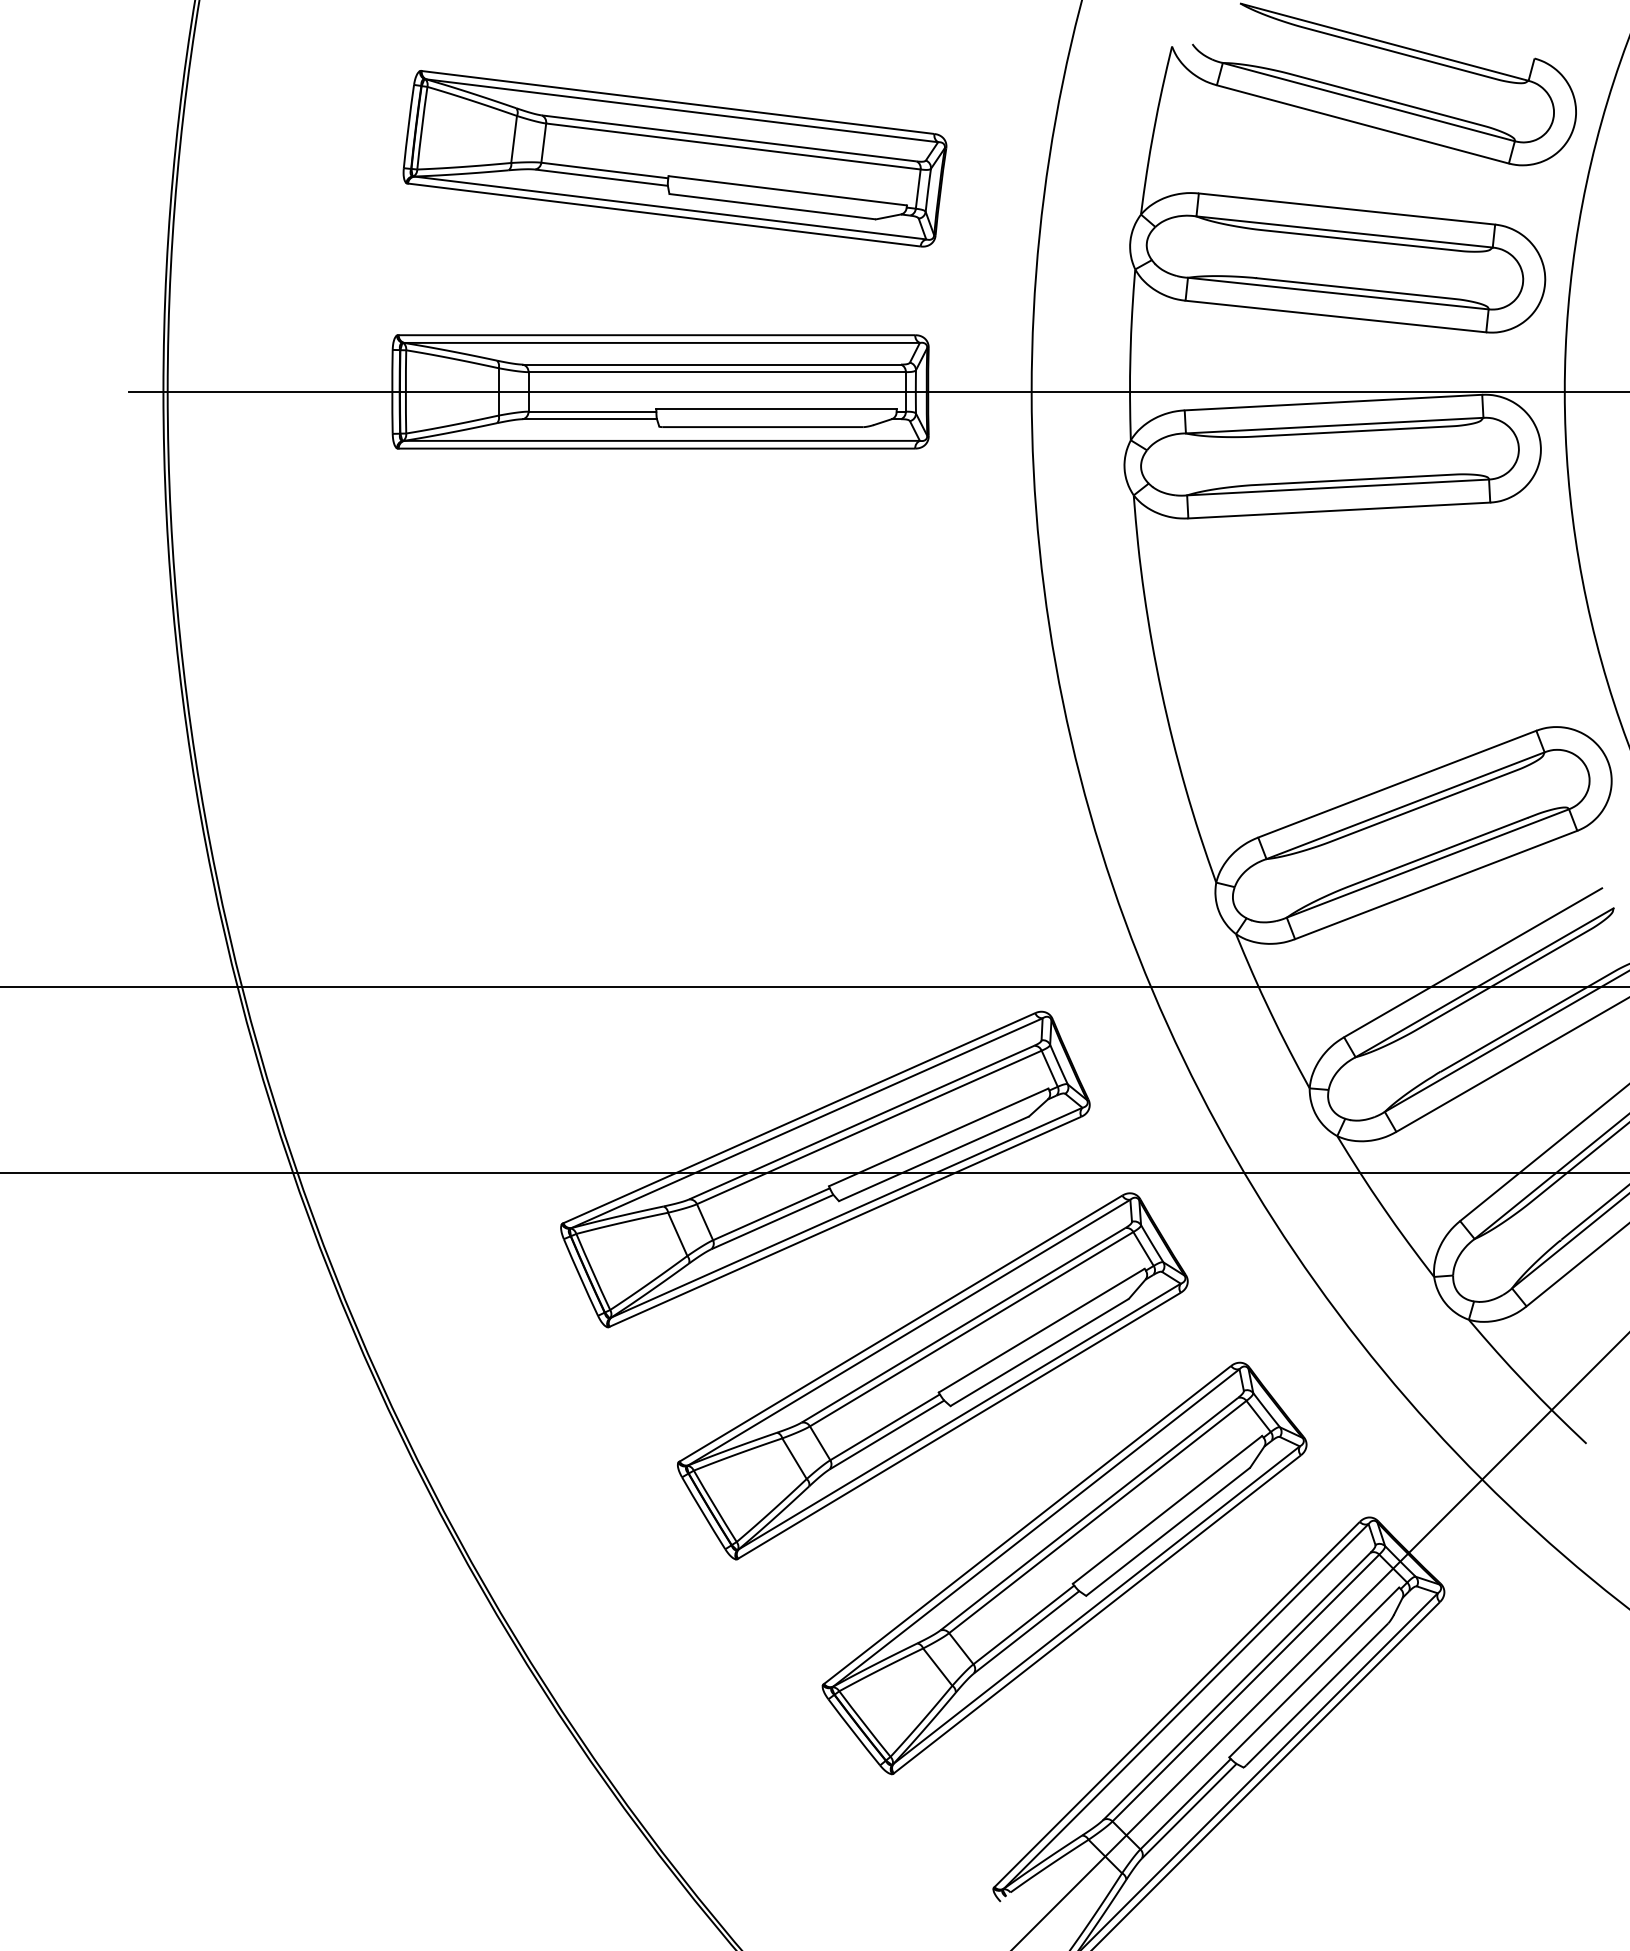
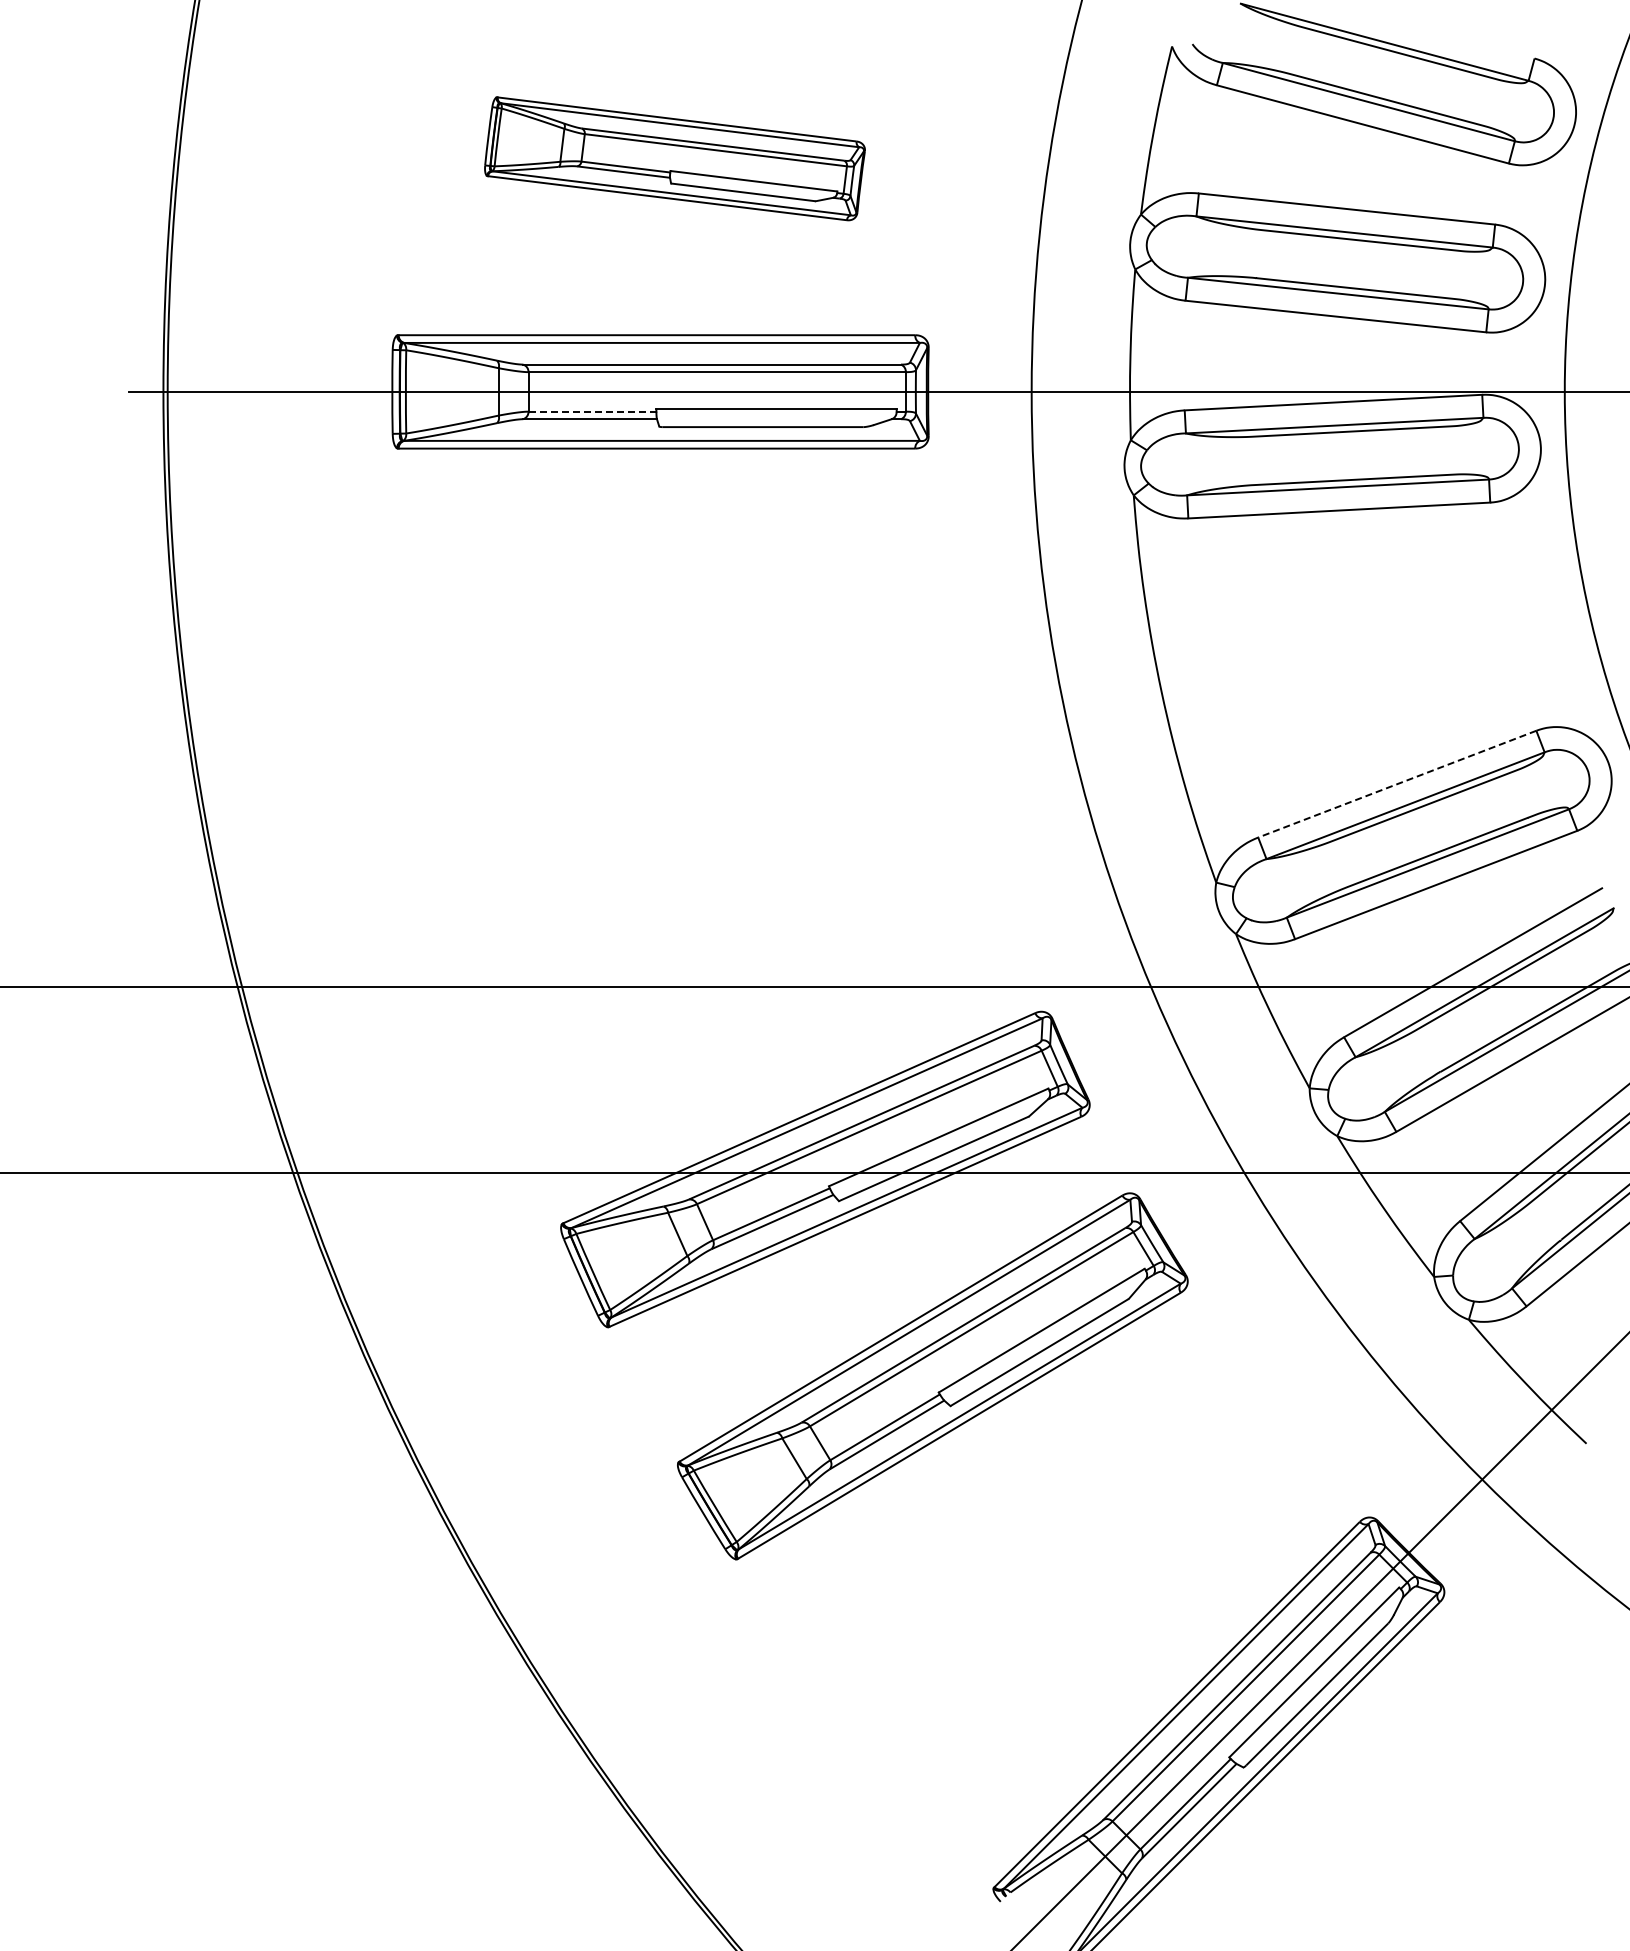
part size: 546x178 px -> 382x126 px (674, 158)
line: solid -> dashed (592, 411)
line: solid -> dashed (1397, 784)
part: present -> none (1064, 1568)
